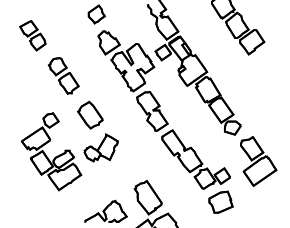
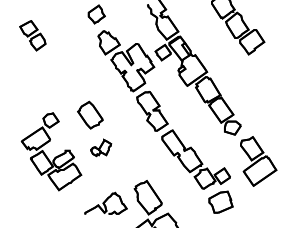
part: present -> none (63, 75)
part size: 36x30 px -> 23x20 px (101, 147)
part position: (105, 210) -> (105, 202) (105, 202)
